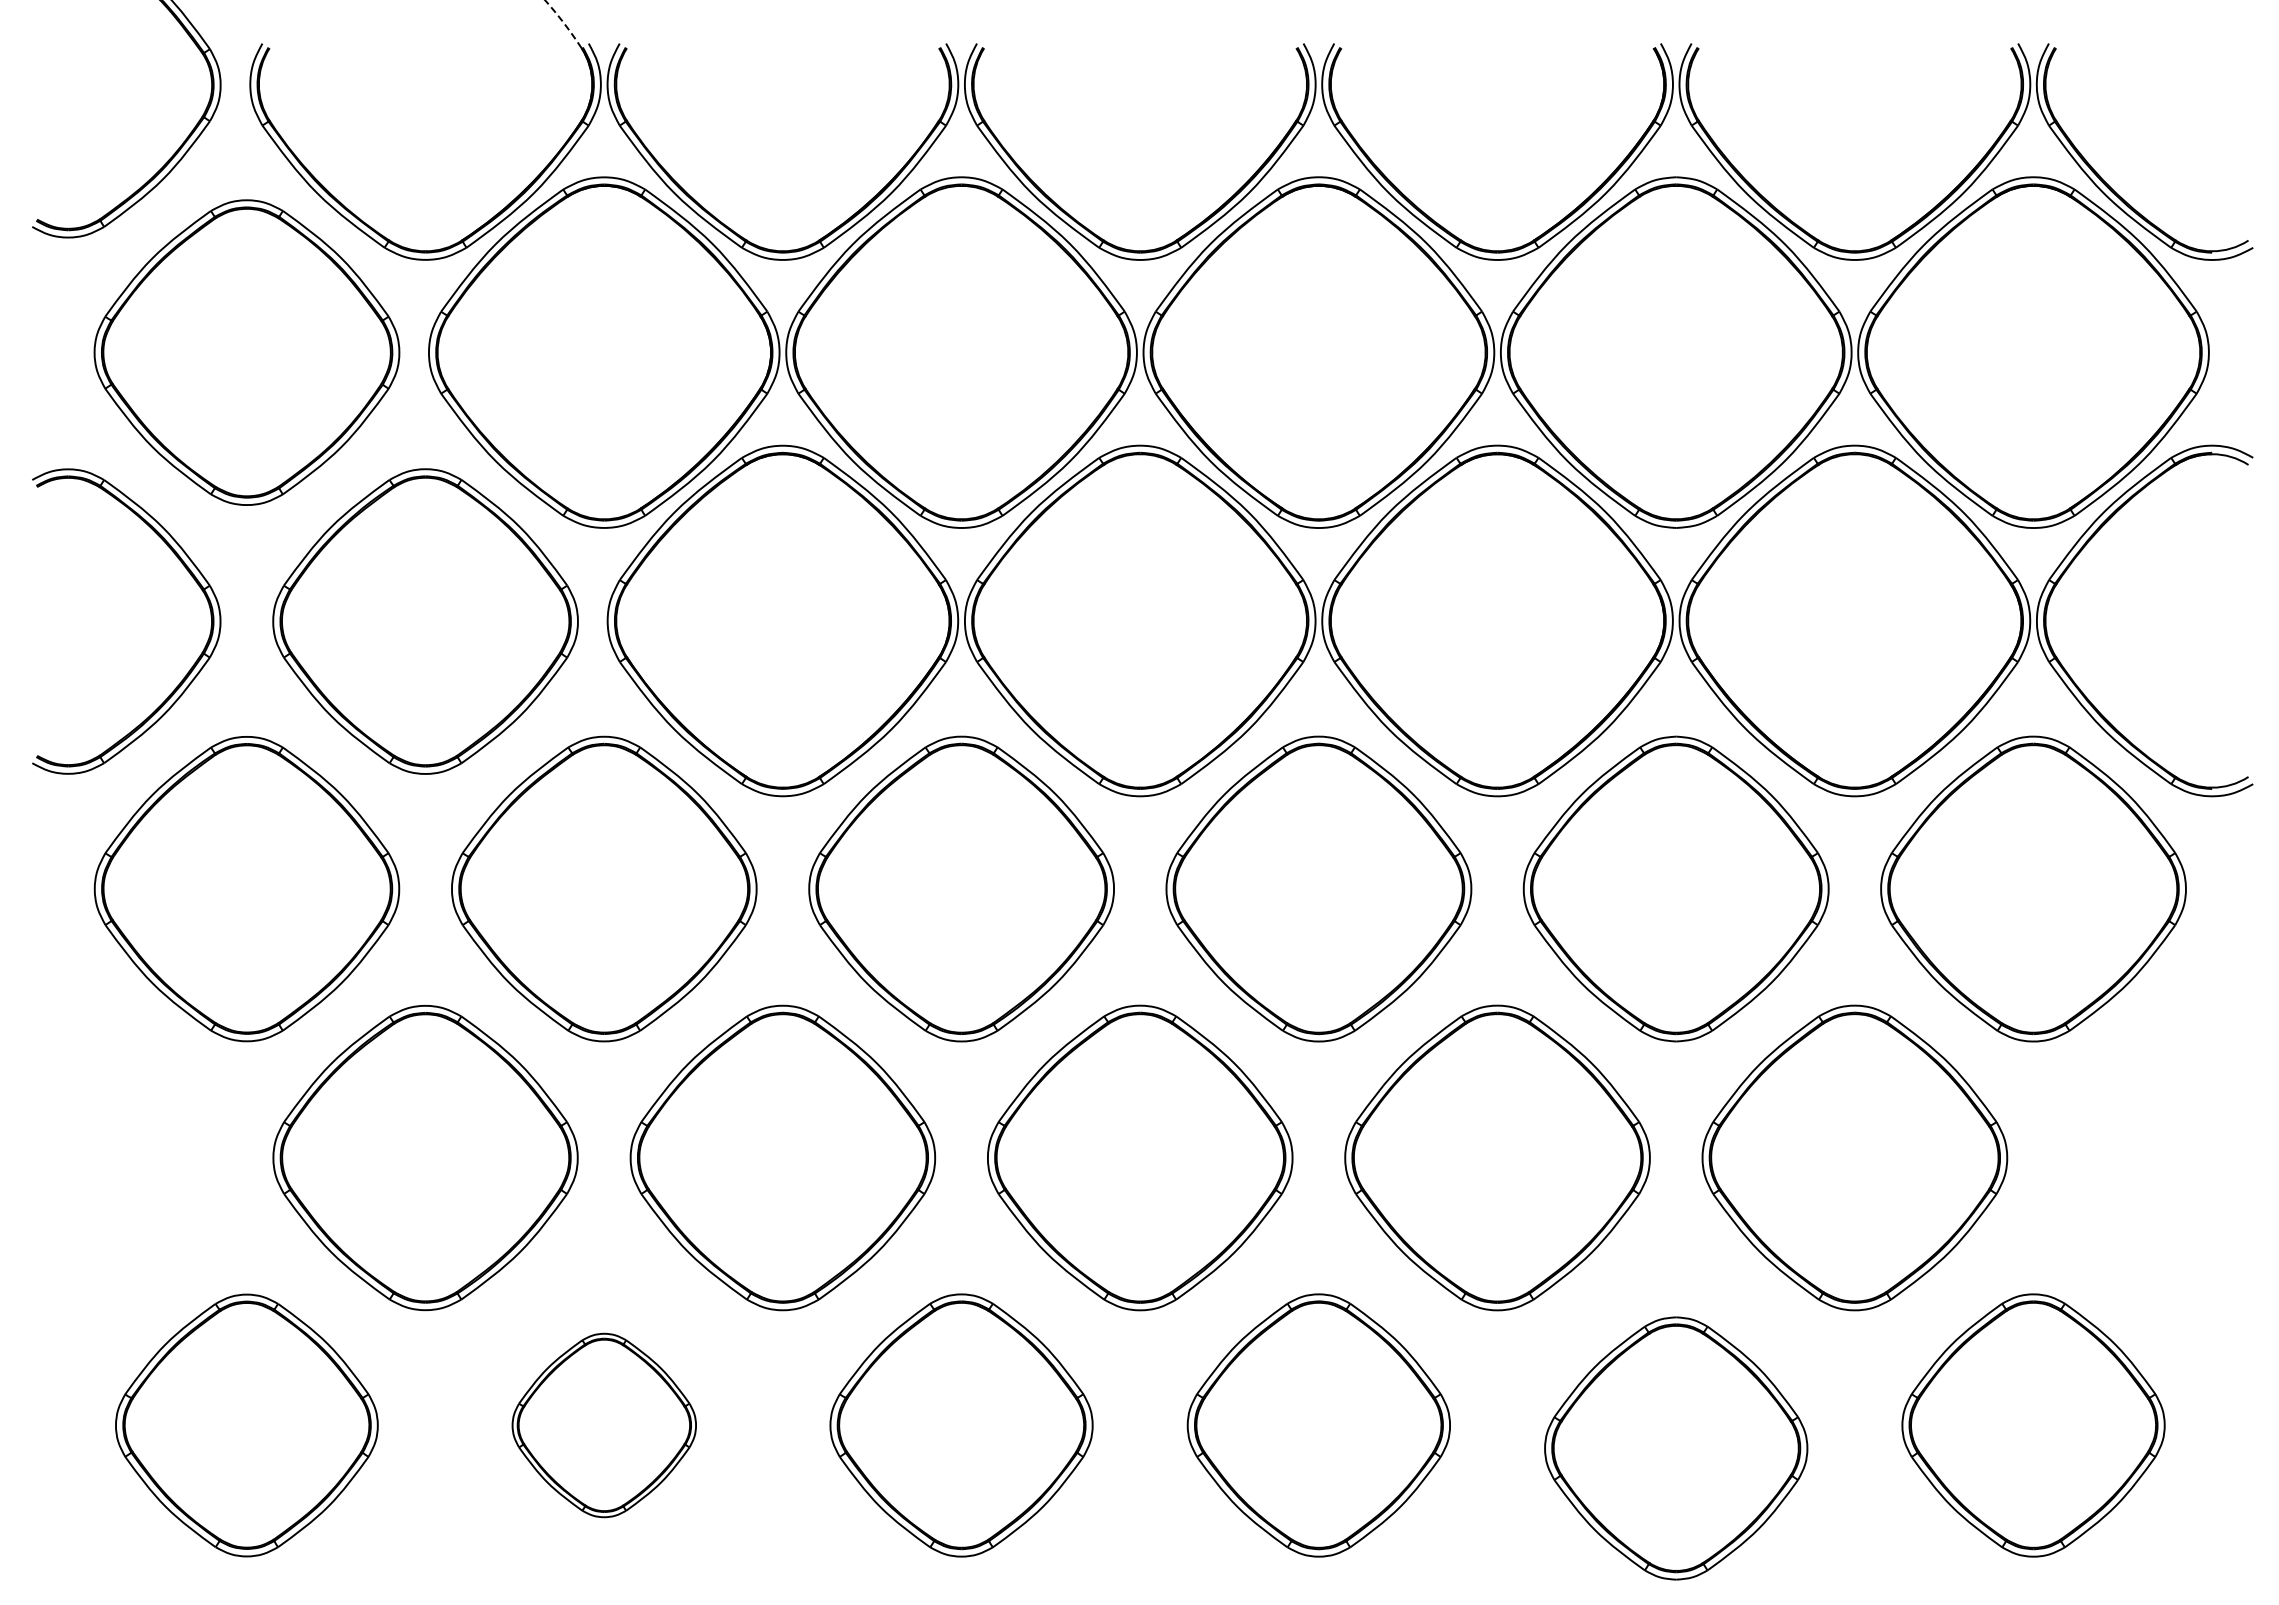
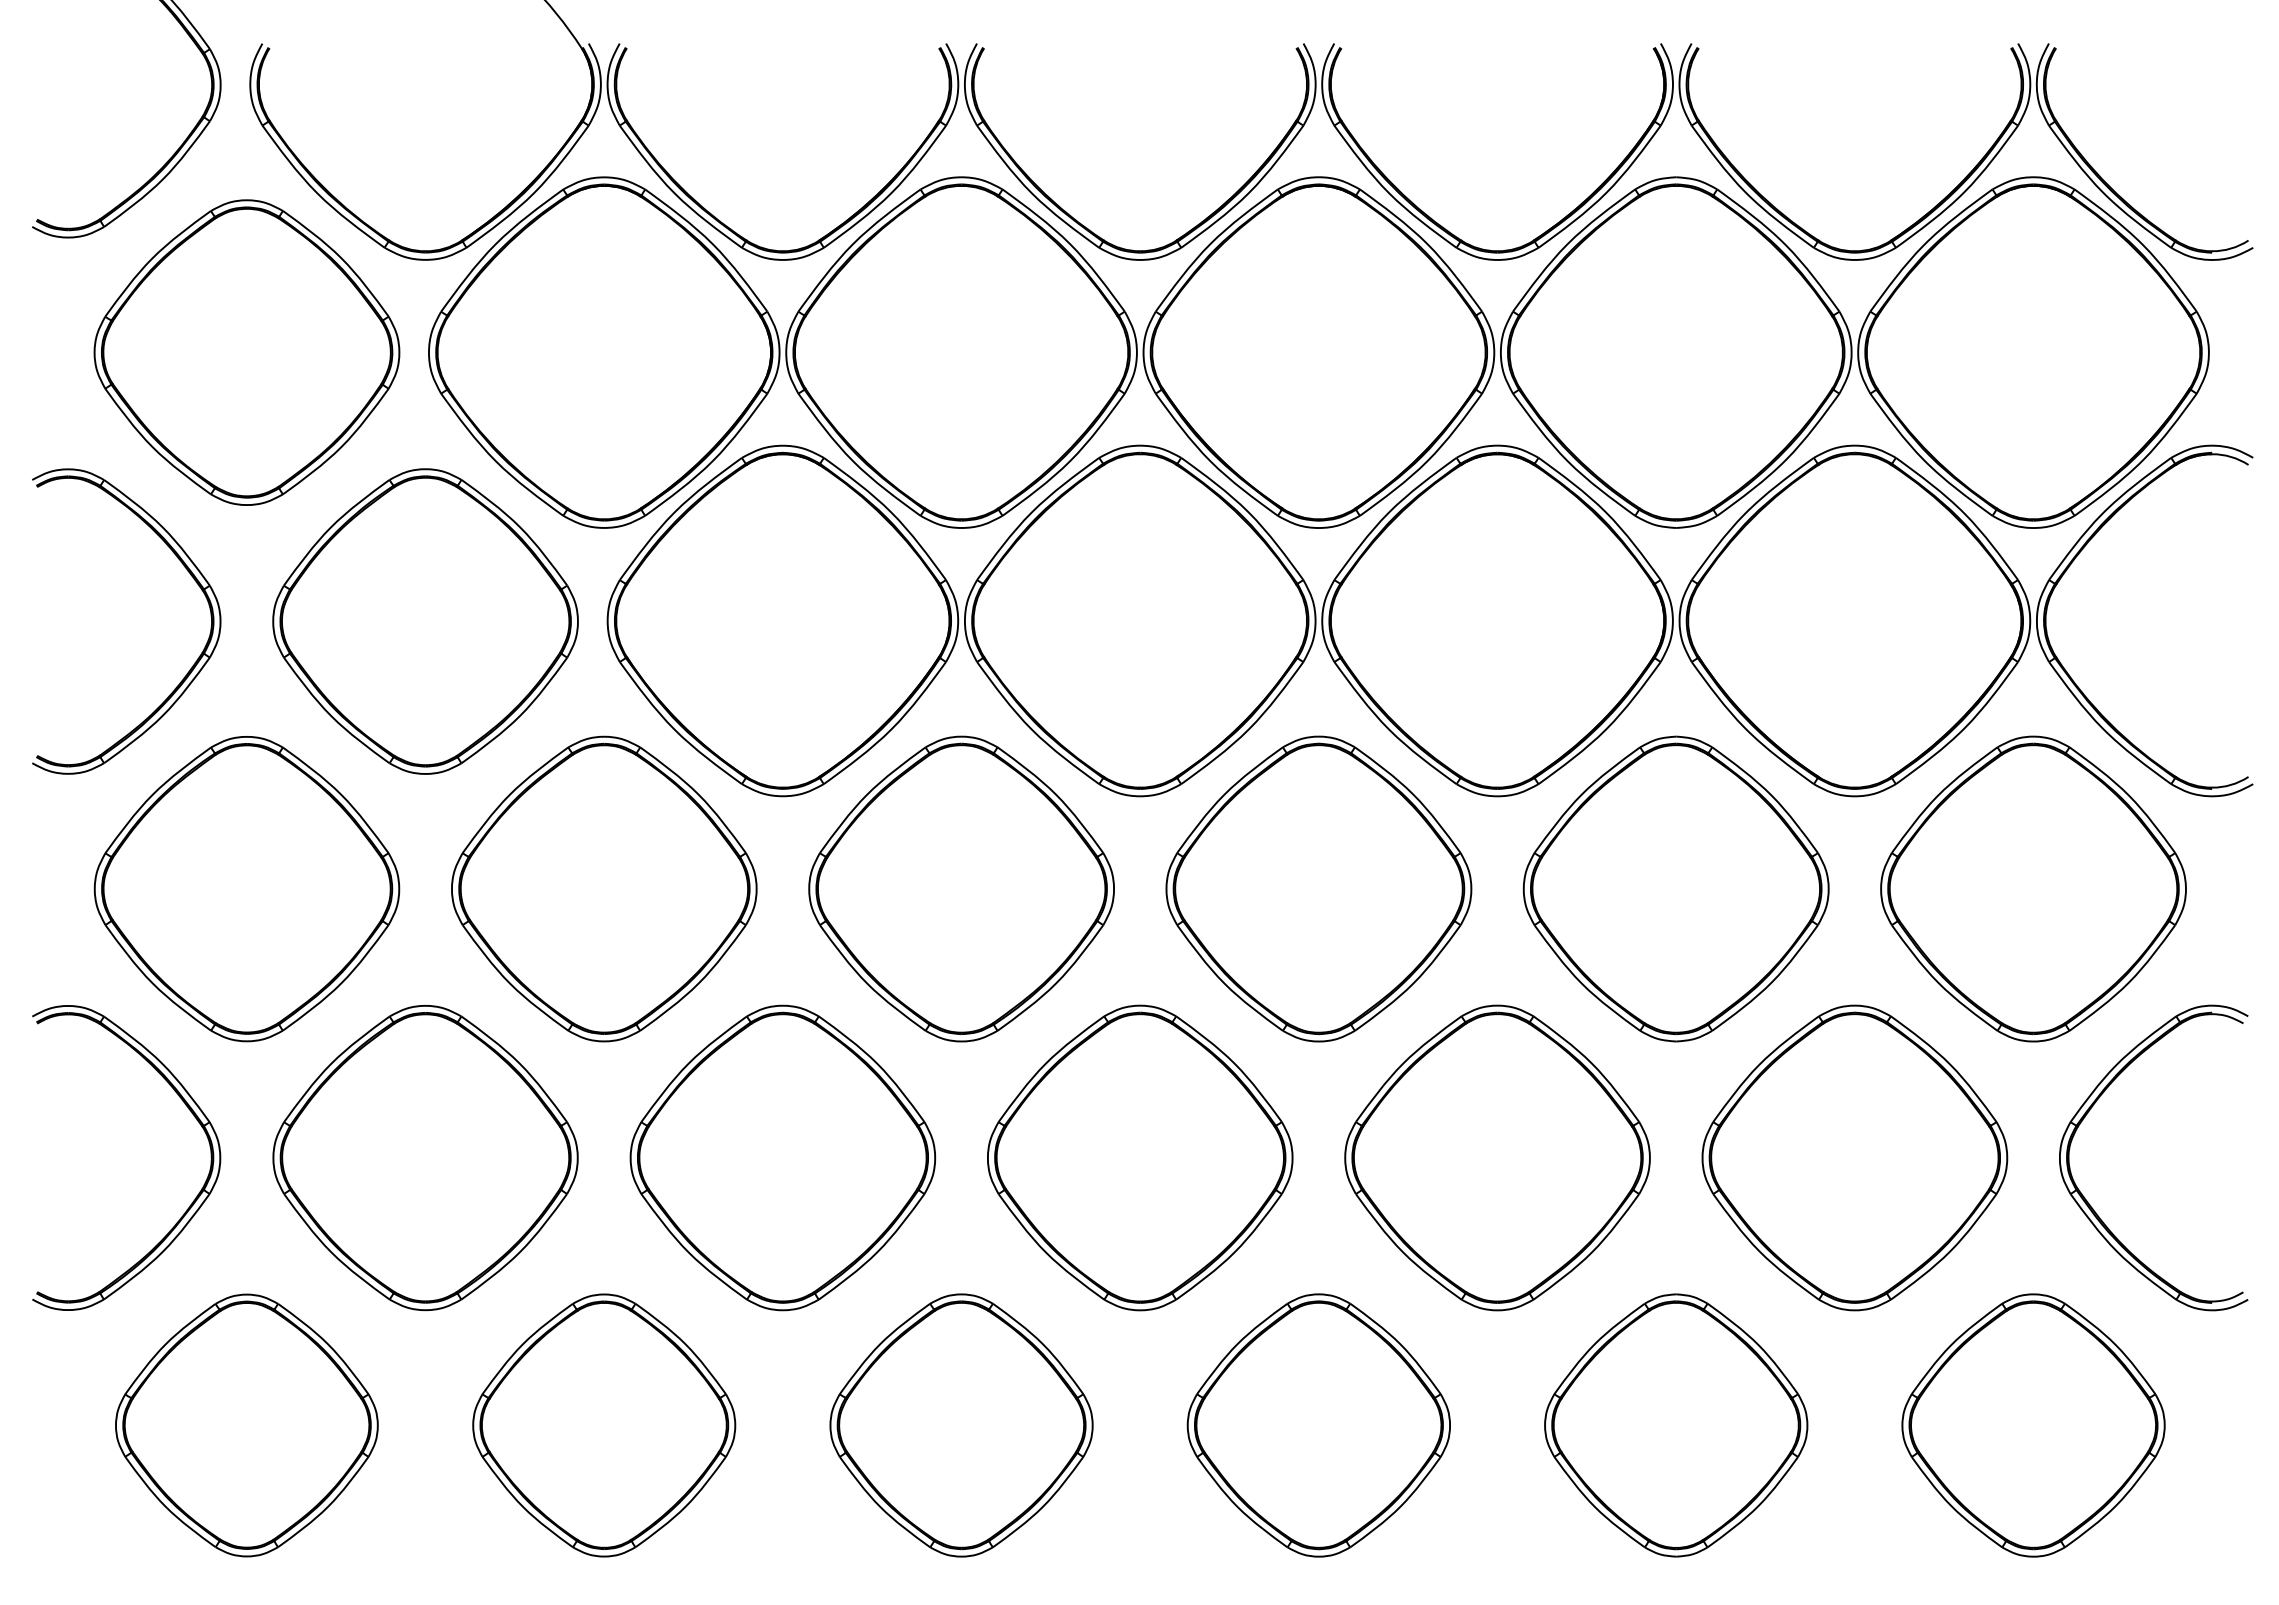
arc: dashed -> solid (564, 23)
part: none -> present (188, 1109)
part: none -> present (2088, 1113)
part size: 186x187 px -> 265x265 px (604, 1425)
part position: (1676, 1448) -> (1676, 1425) (1676, 1425)
